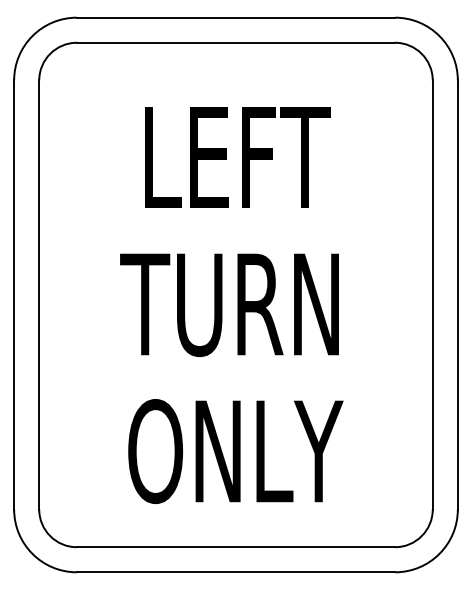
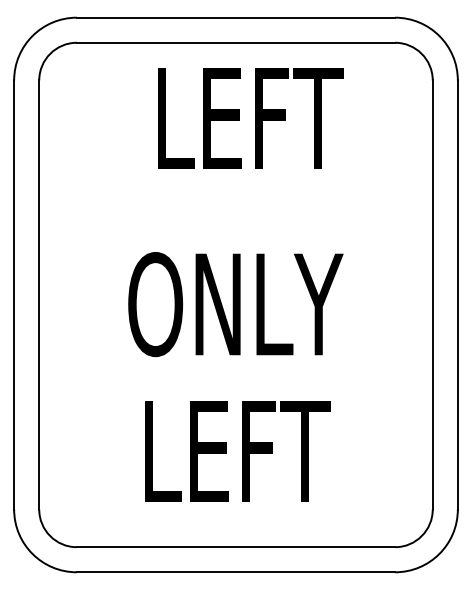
text position: (237, 157) -> (250, 118) (250, 118)
text: TURN -> ONLY (231, 304)
text: ONLY -> LEFT (235, 451)
